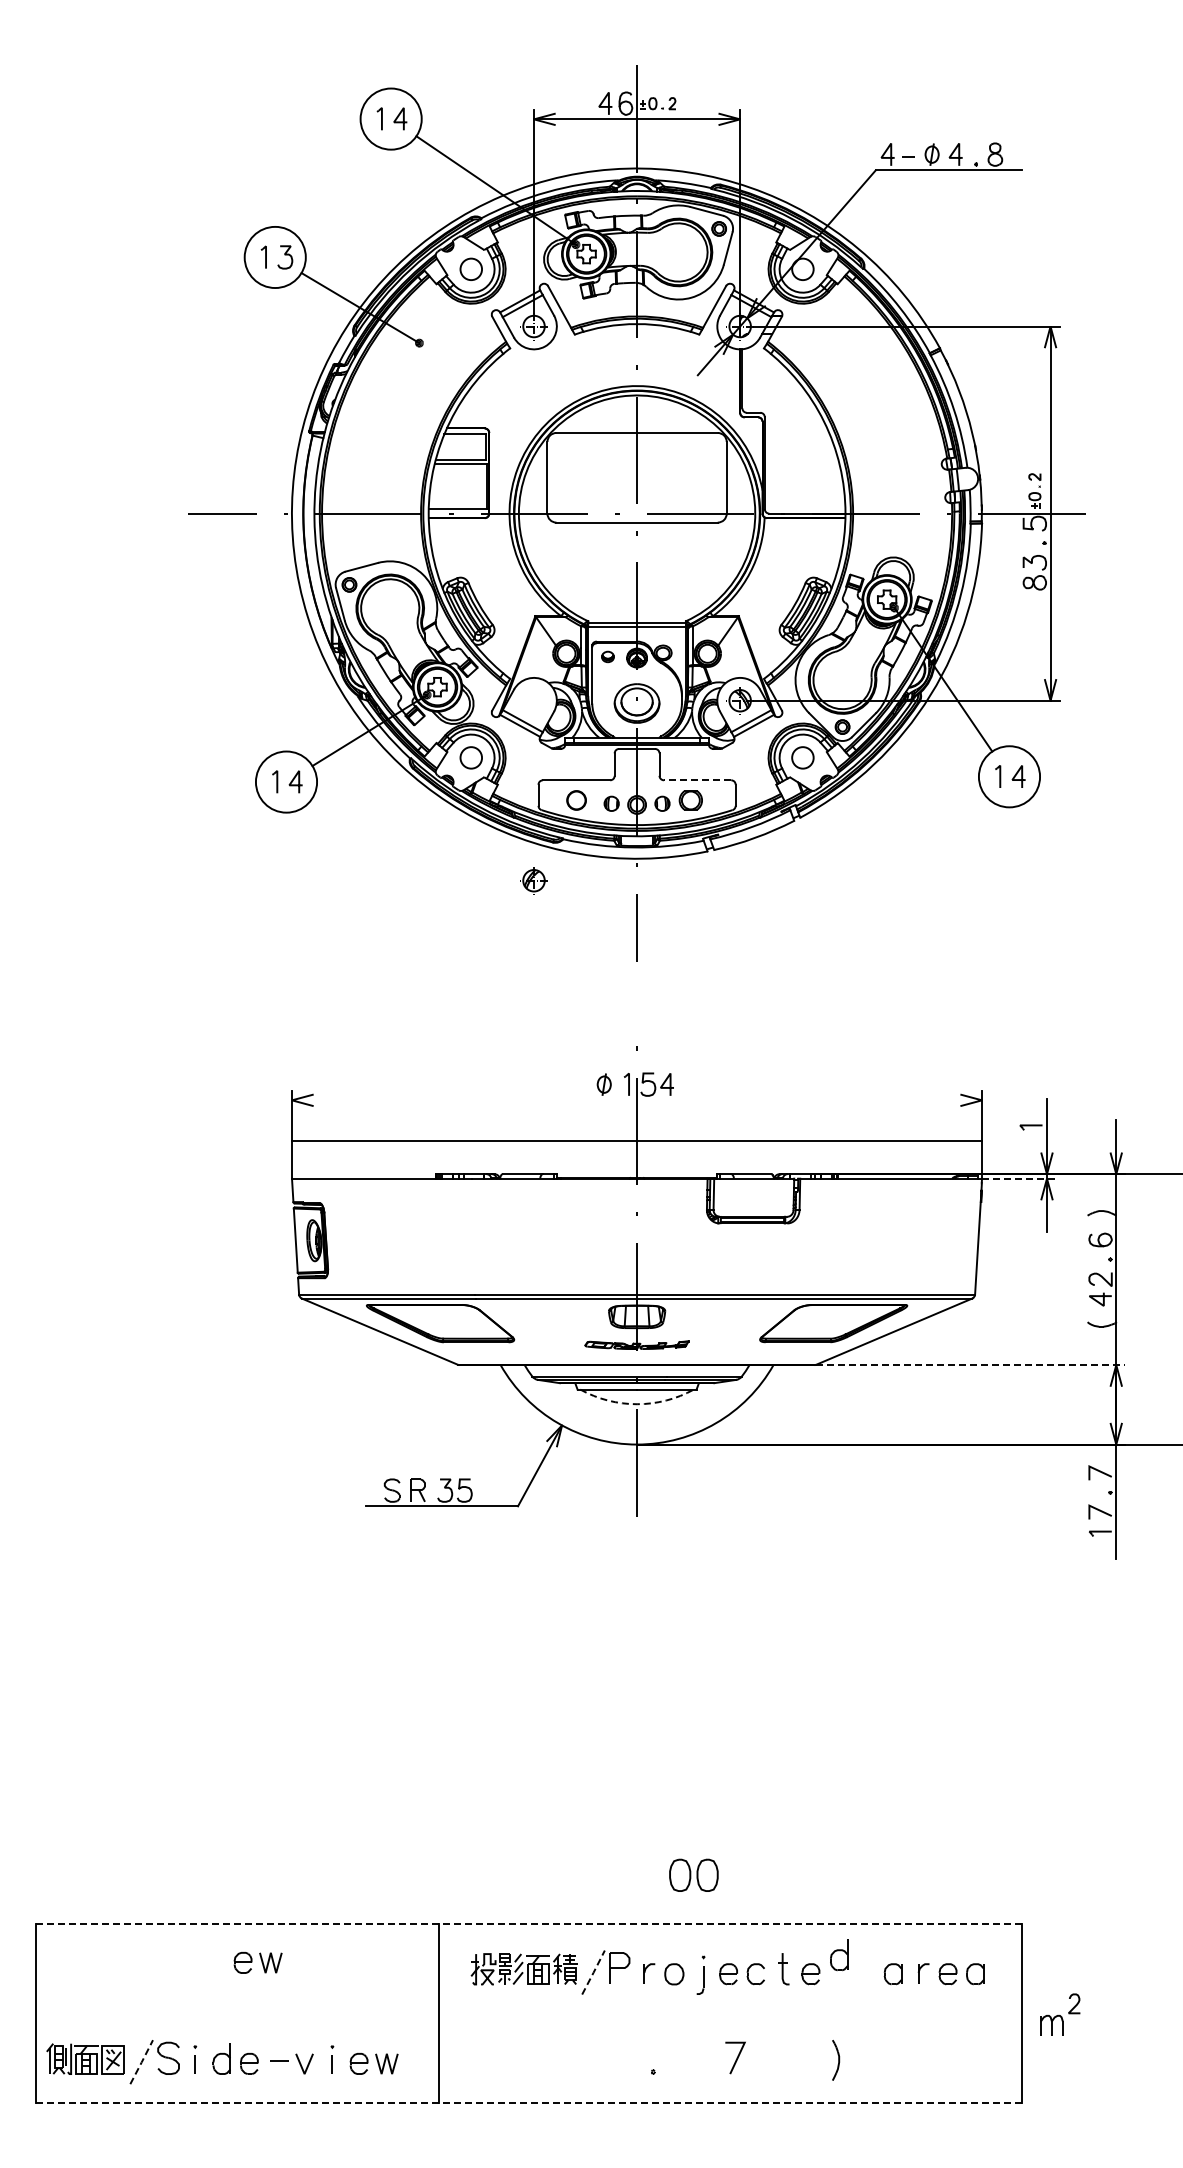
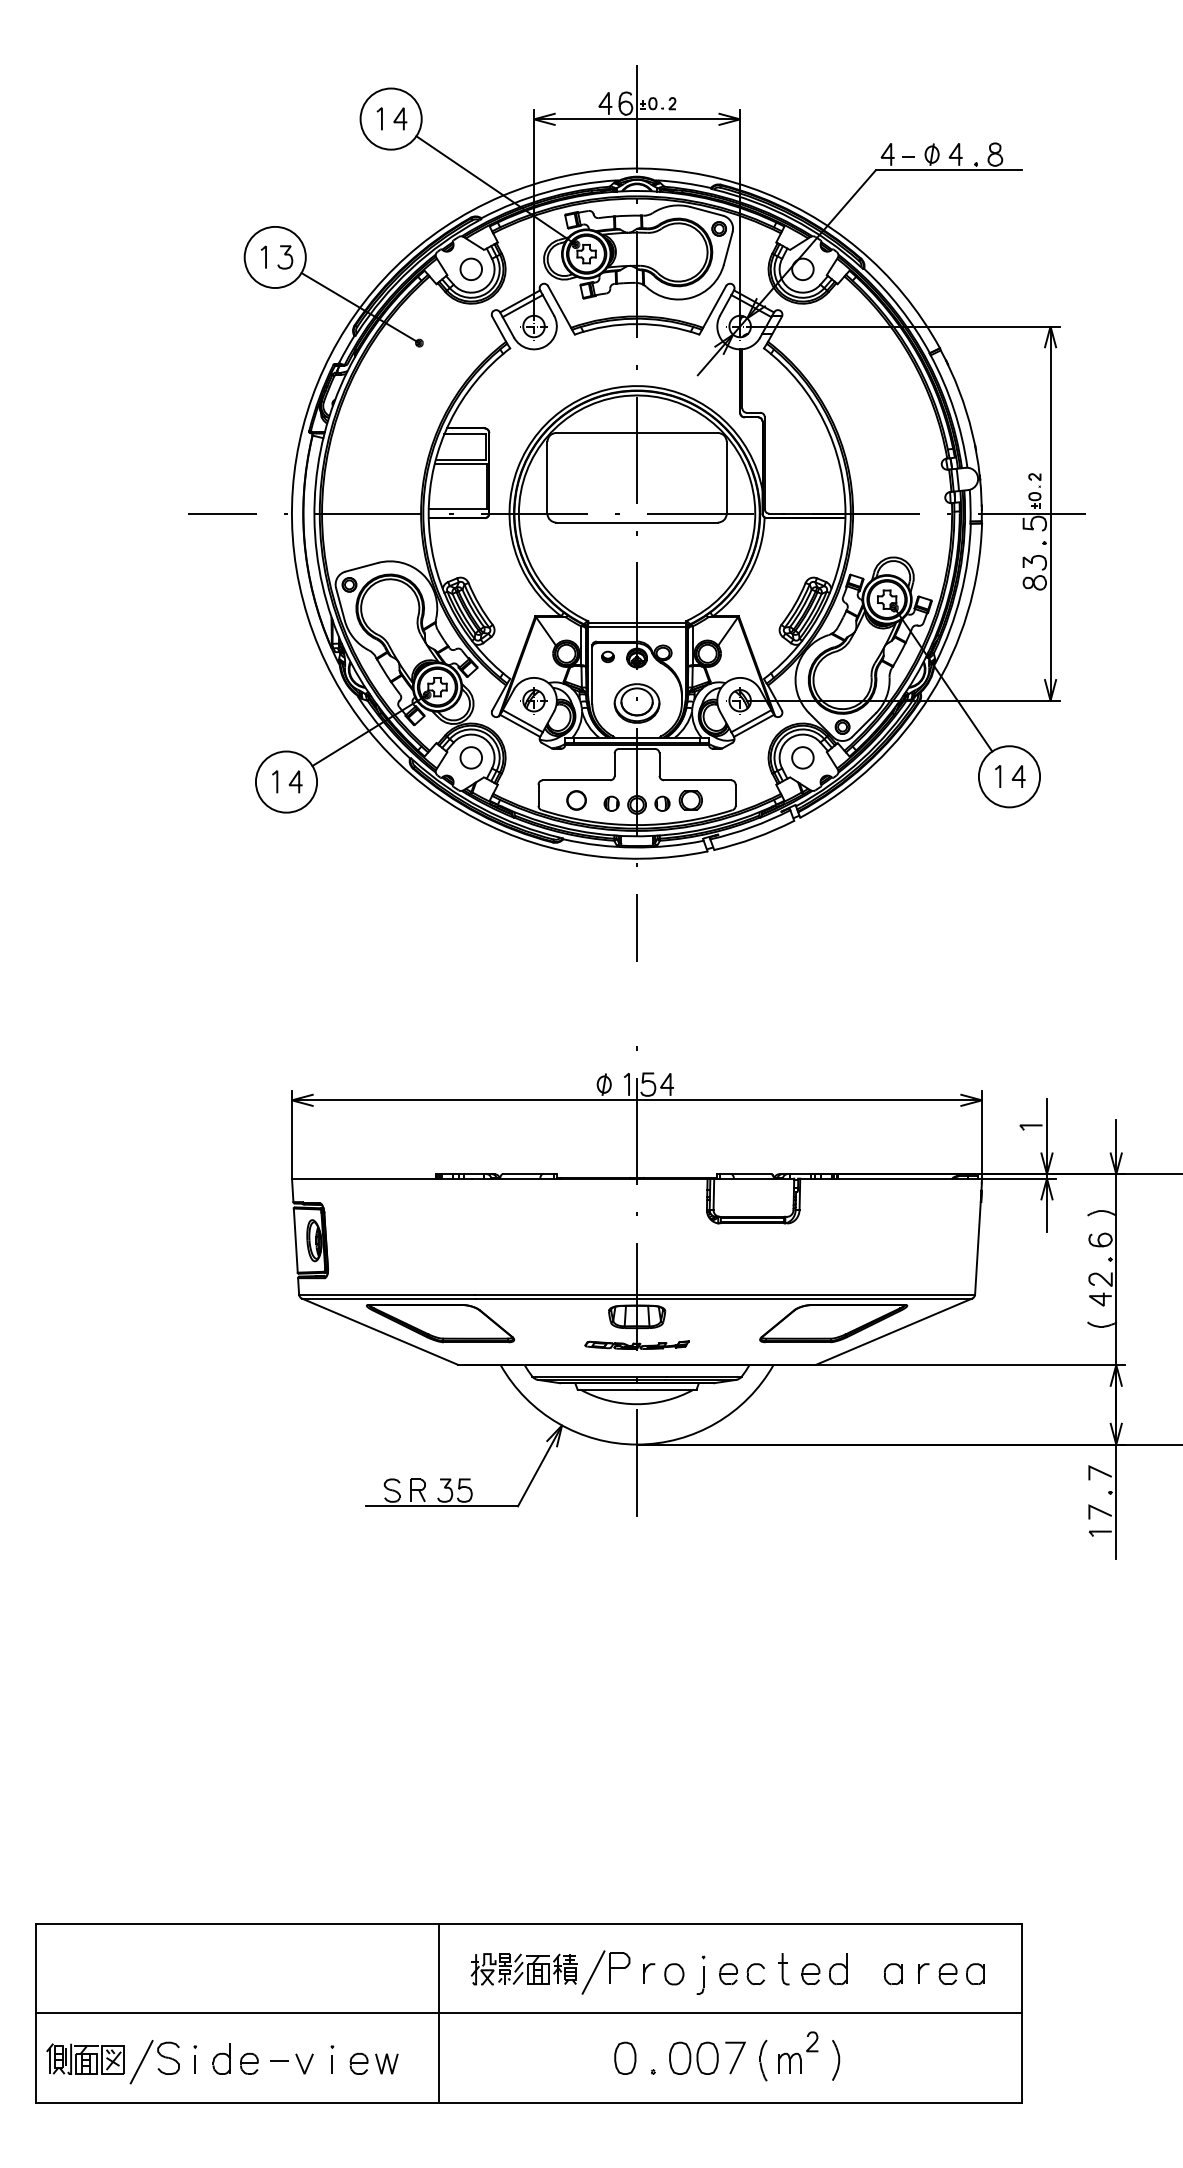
line: dashed -> solid (697, 780)
part position: (533, 880) -> (533, 700) (533, 700)
line position: (637, 1141) -> (637, 1100) (637, 1100)
line: dashed -> solid (1019, 1178)
line: dashed -> solid (971, 1365)
arc: dashed -> solid (637, 1404)
part position: (693, 1874) -> (693, 2057) (693, 2057)
line: dashed -> solid (528, 1923)
part position: (839, 1955) -> (838, 1969) (838, 1969)
part: present -> none (257, 1962)
line: dashed -> solid (593, 1972)
line: none -> present (528, 2013)
part position: (1060, 2014) -> (798, 2052) (798, 2052)
part: none -> present (625, 2057)
part: none -> present (763, 2060)
line: dashed -> solid (141, 2062)
line: dashed -> solid (528, 2102)
